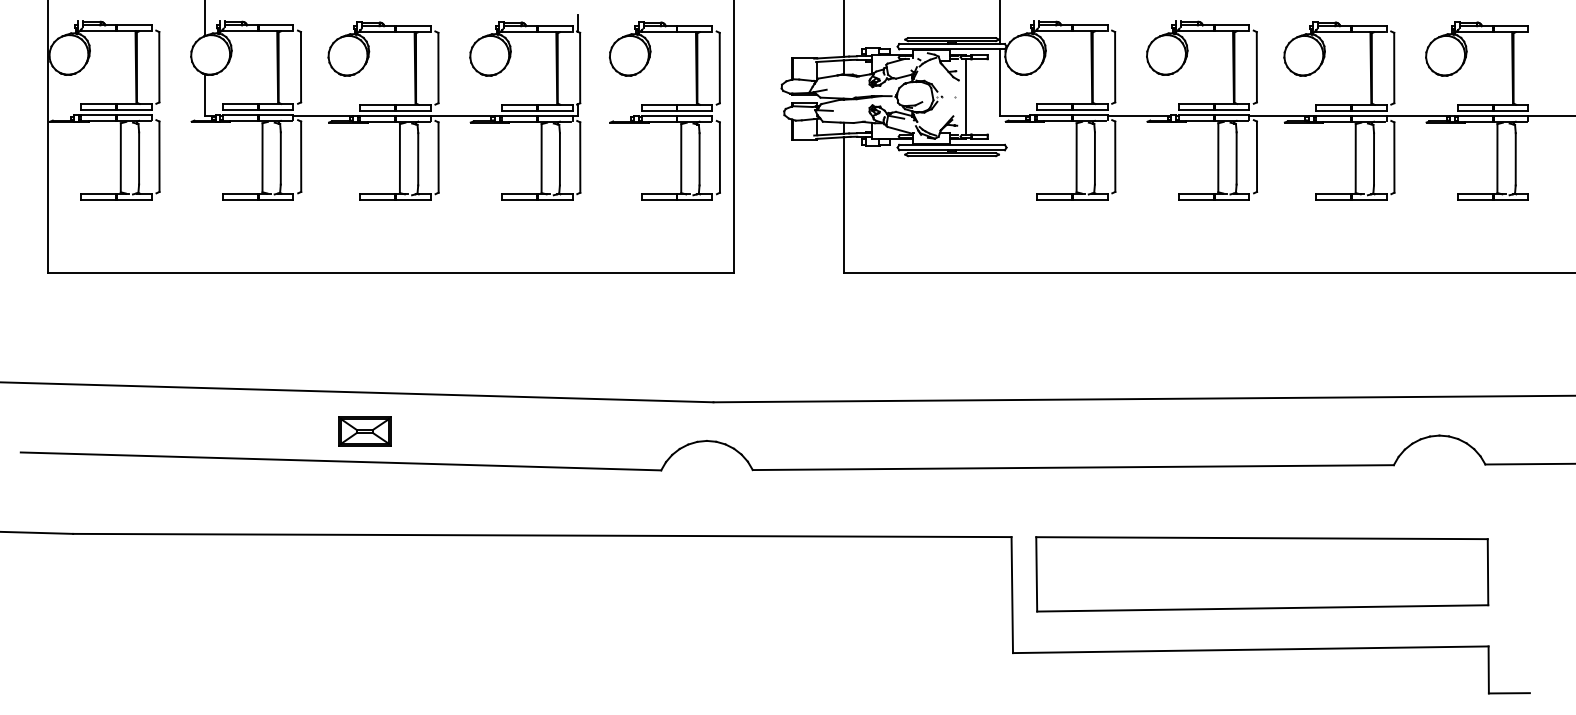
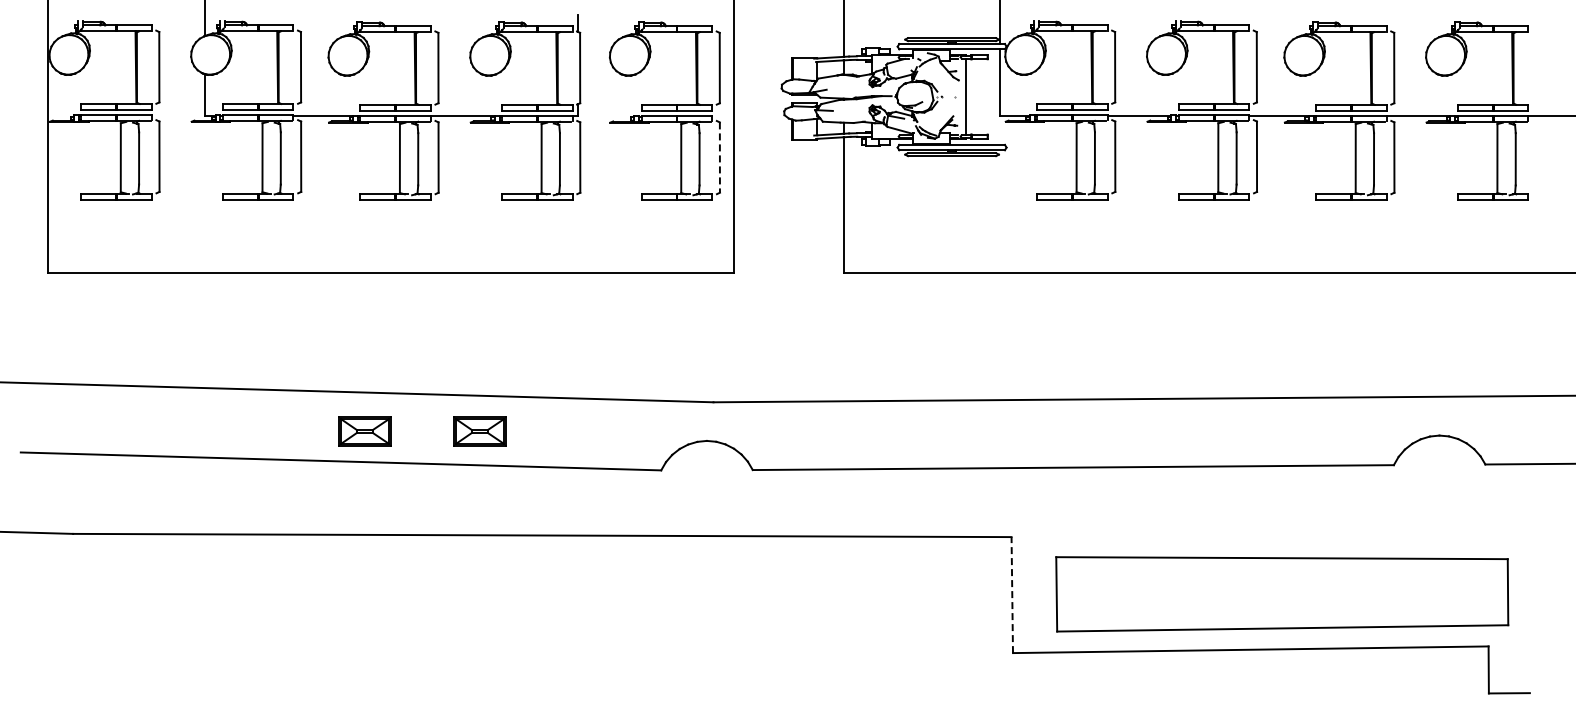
line: solid -> dashed (719, 158)
part: none -> present (479, 431)
part position: (1262, 574) -> (1282, 594) (1282, 594)
line: solid -> dashed (1012, 594)
